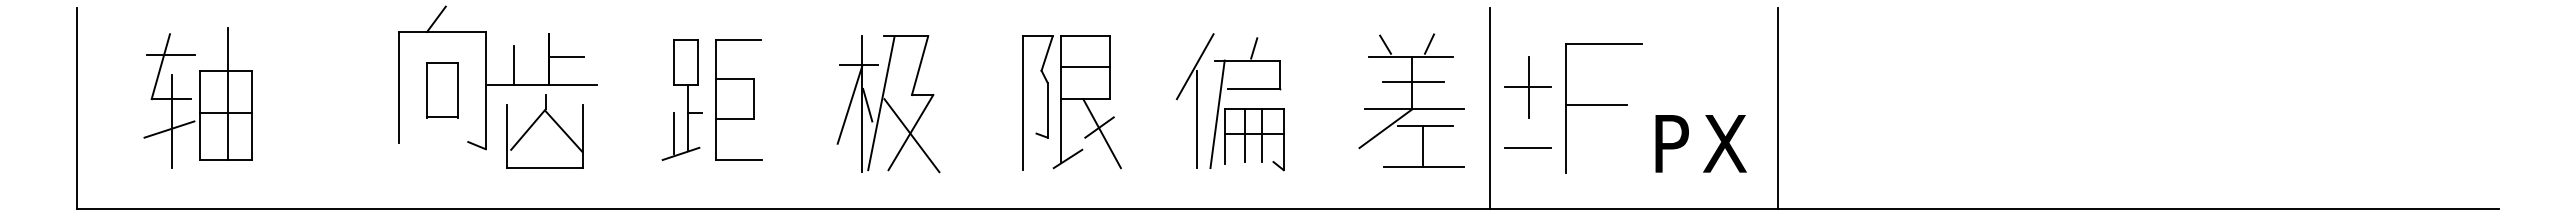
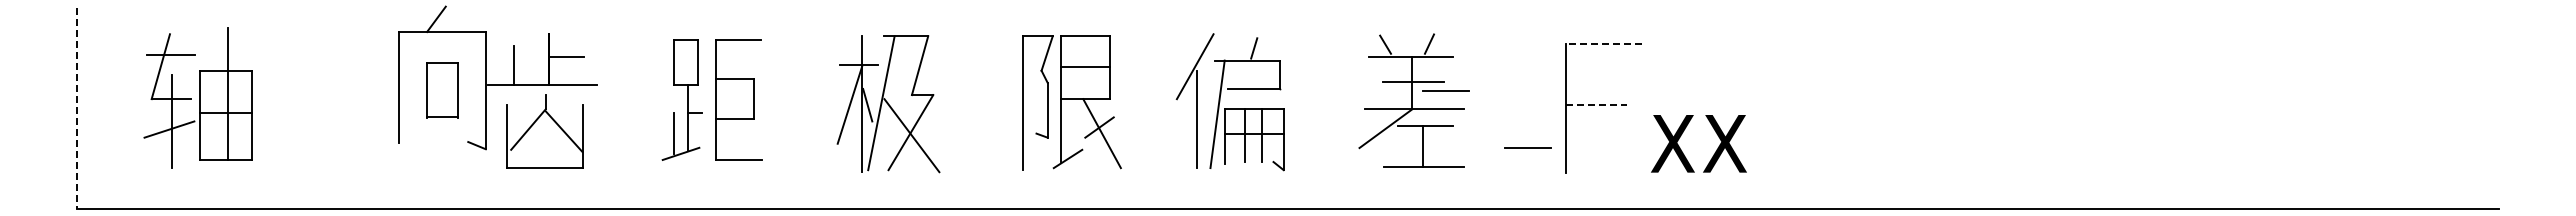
line: solid -> dashed (1603, 44)
part: present -> none (1527, 87)
line: none -> present (1445, 90)
line: solid -> dashed (1596, 105)
line: solid -> dashed (77, 108)
line: present -> none (1489, 108)
line: present -> none (1778, 108)
text: P -> X (1672, 143)
